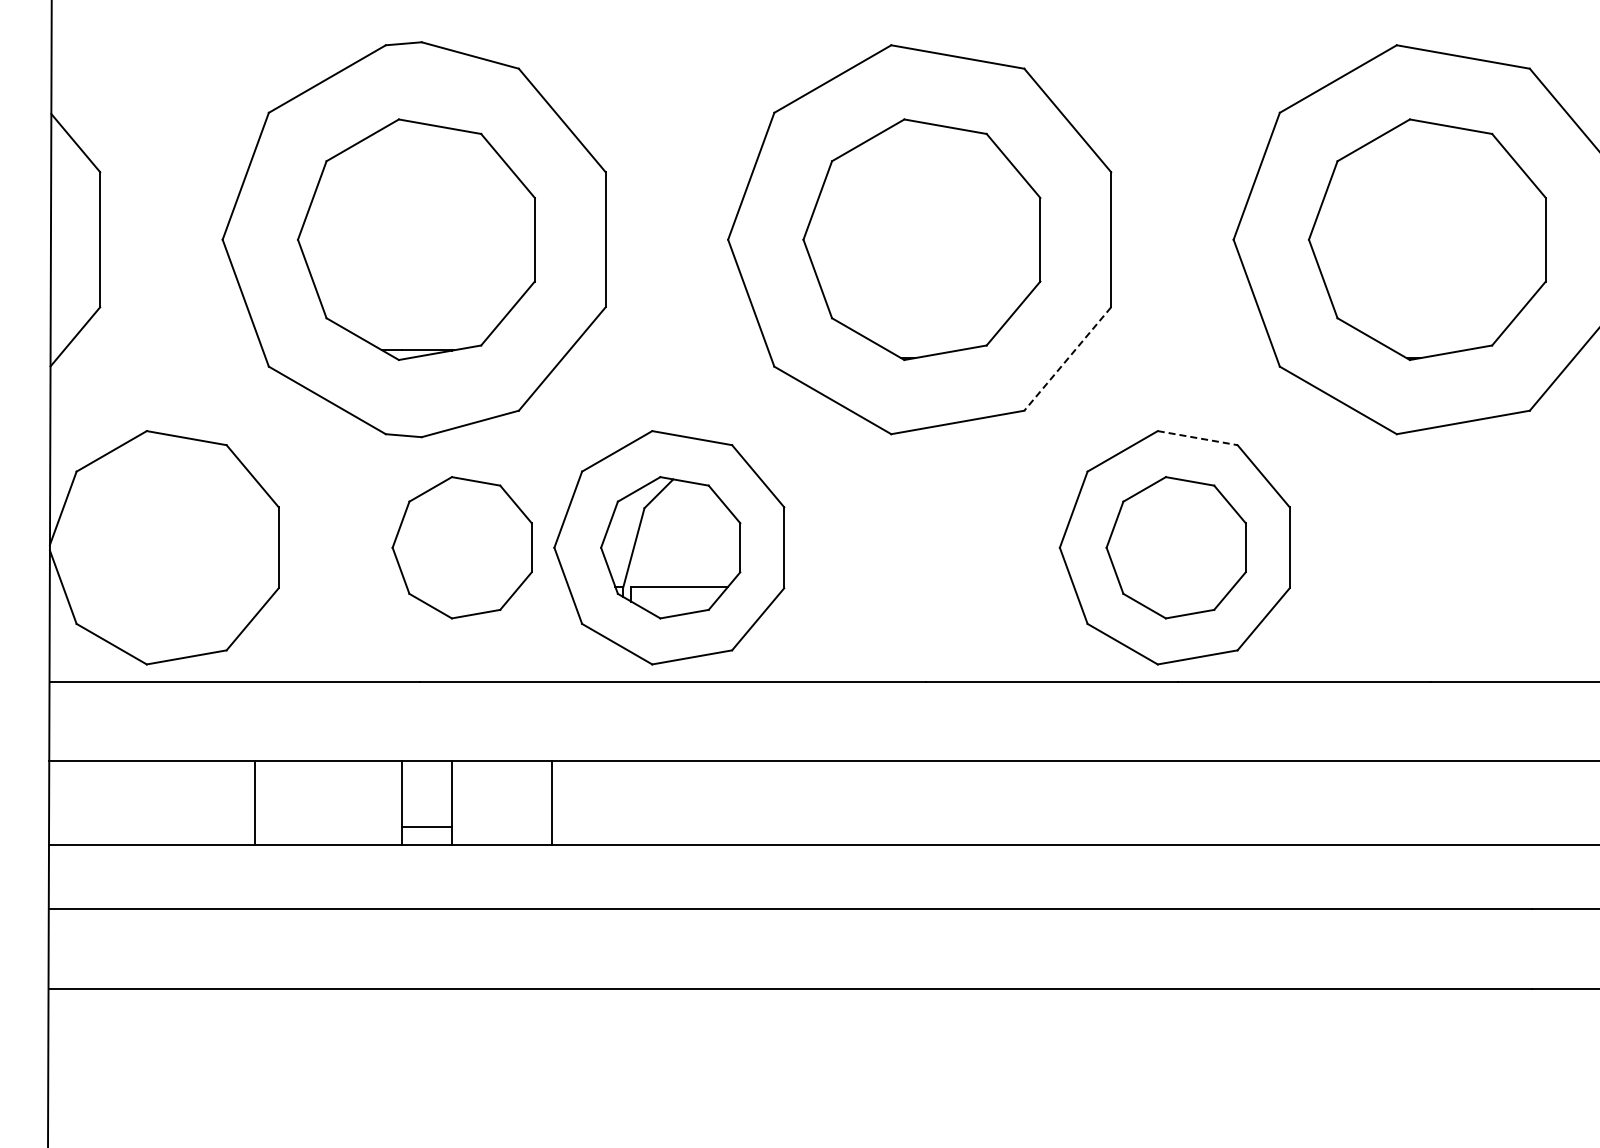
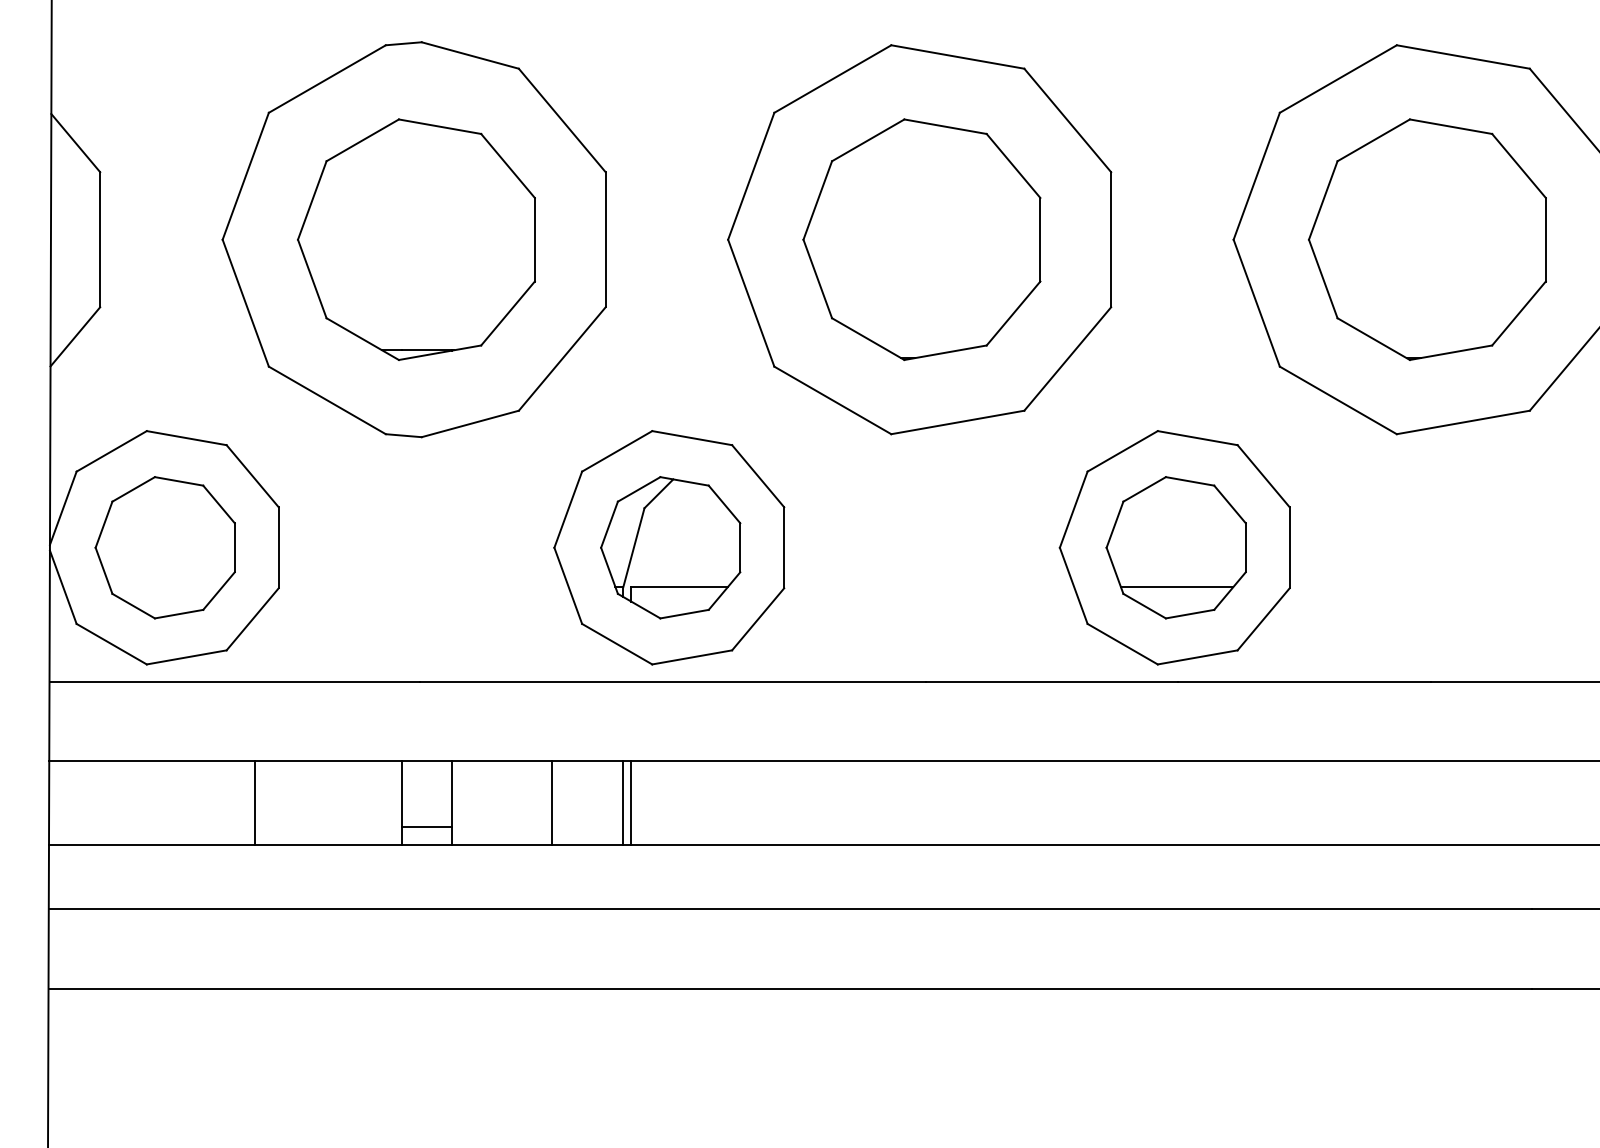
line: dashed -> solid (1067, 359)
line: dashed -> solid (1197, 438)
part position: (461, 547) -> (164, 547) (164, 547)
line: none -> present (1176, 587)
line: none -> present (623, 803)
line: none -> present (631, 803)
